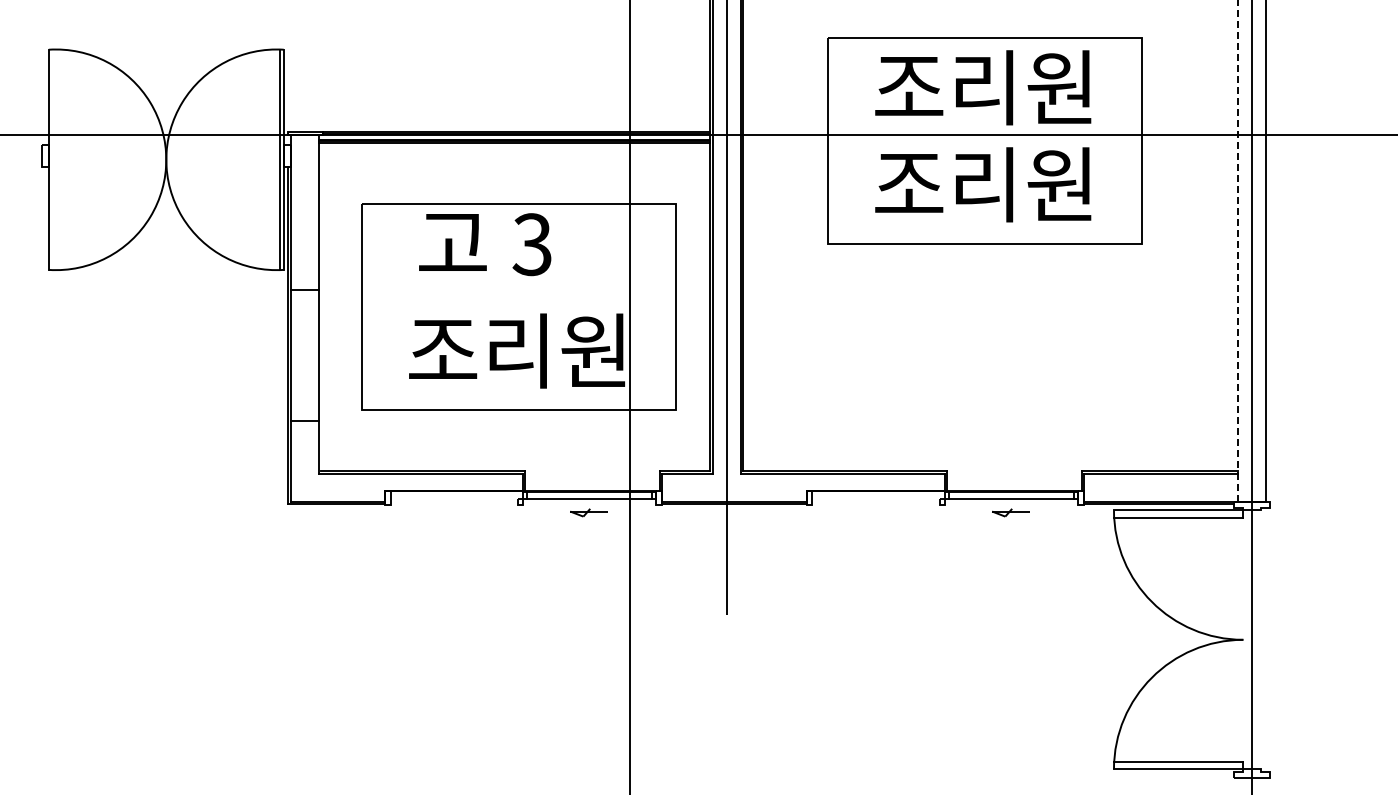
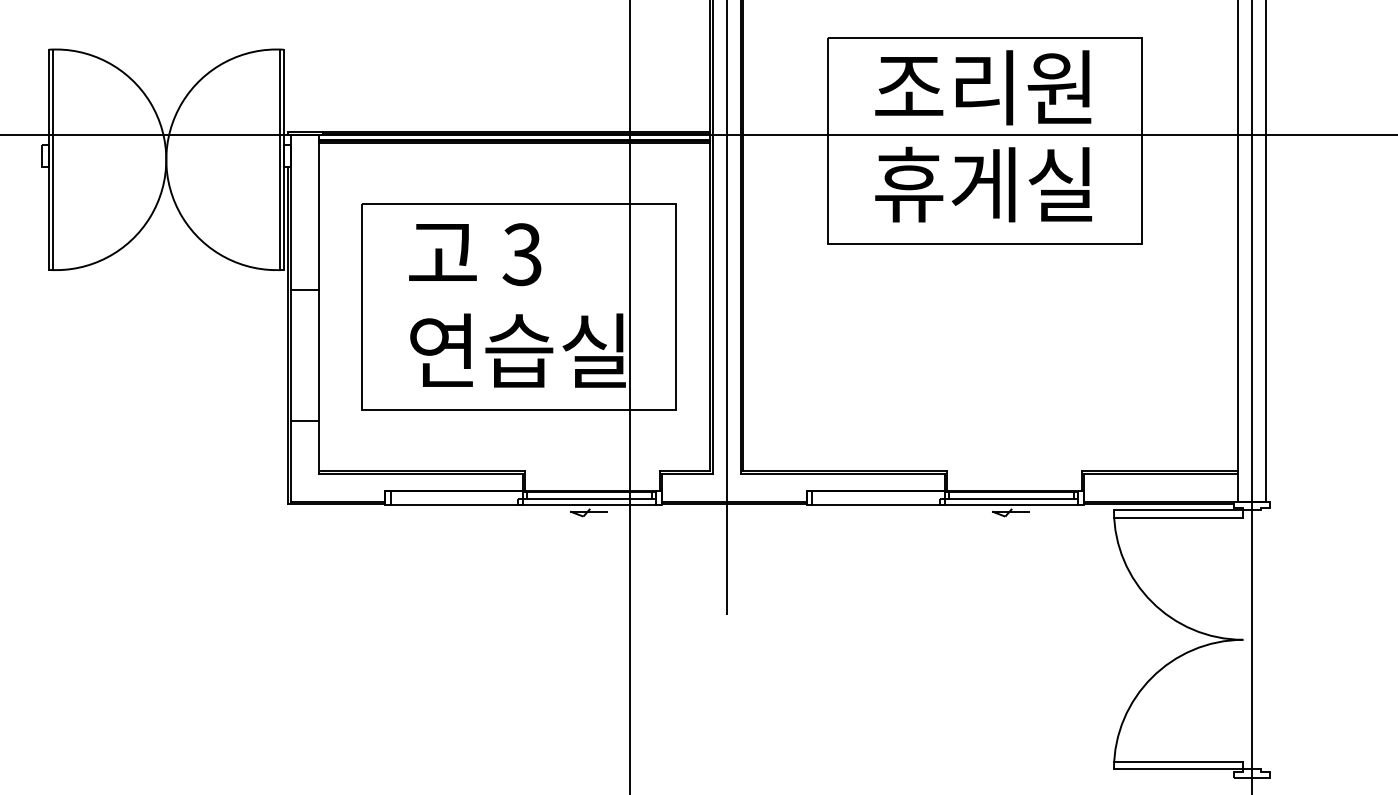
line: none -> present (53, 159)
text: 조리원 -> 휴게실 (983, 184)
text position: (485, 244) -> (475, 254) (475, 254)
line: dashed -> solid (1238, 250)
text: 조리원 -> 연습실 (517, 350)
line: none -> present (523, 504)
line: none -> present (945, 504)
